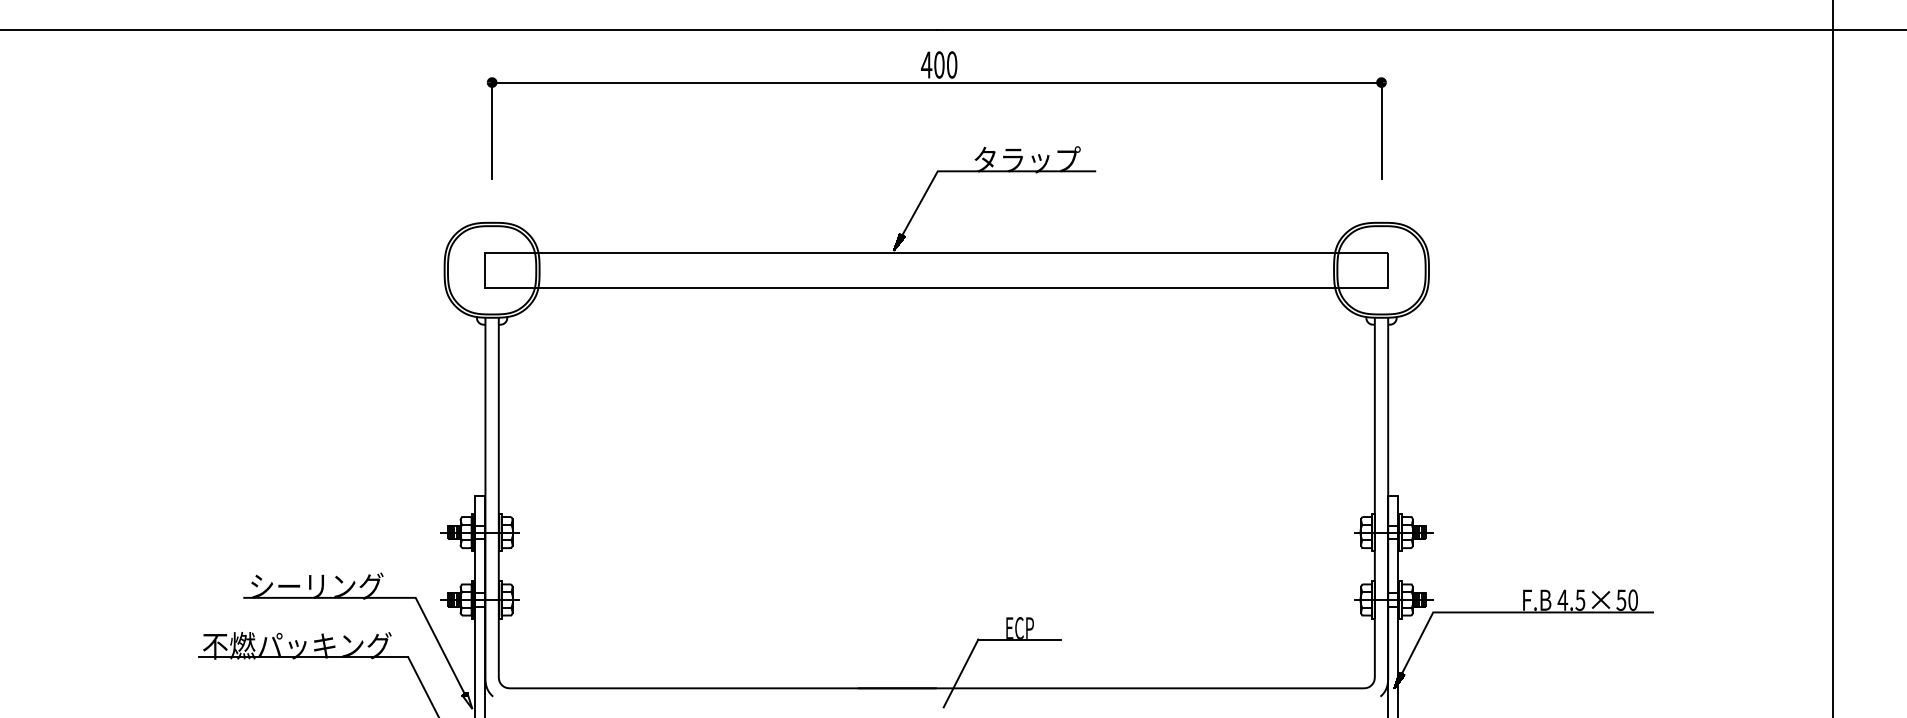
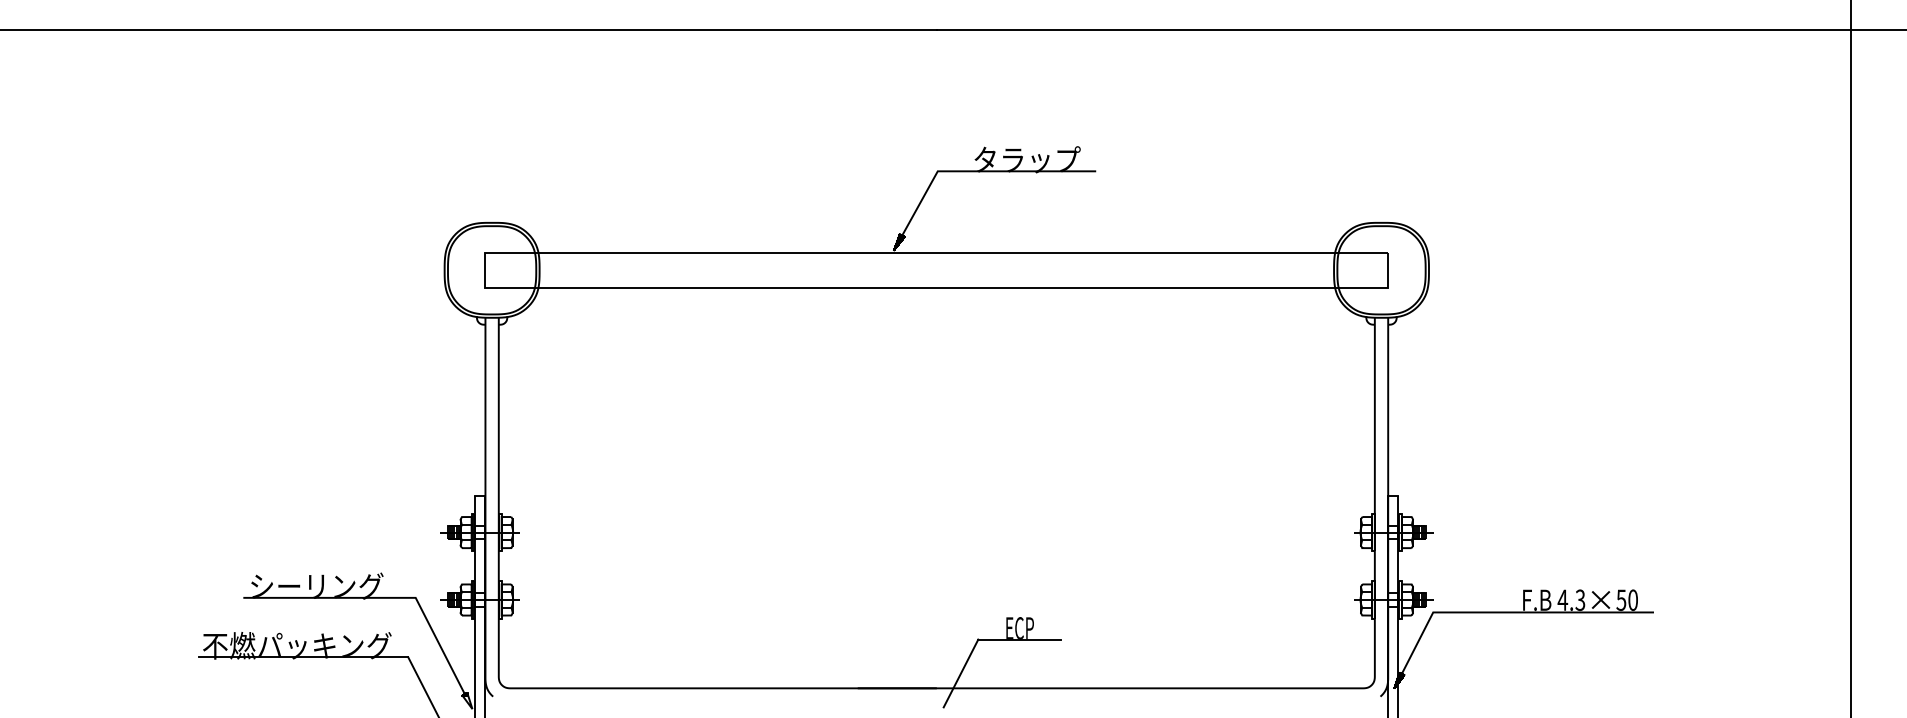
part: present -> none (936, 83)
line position: (1833, 358) -> (1851, 358) (1851, 358)
text: 4.5 -> 4.3 (1580, 599)
